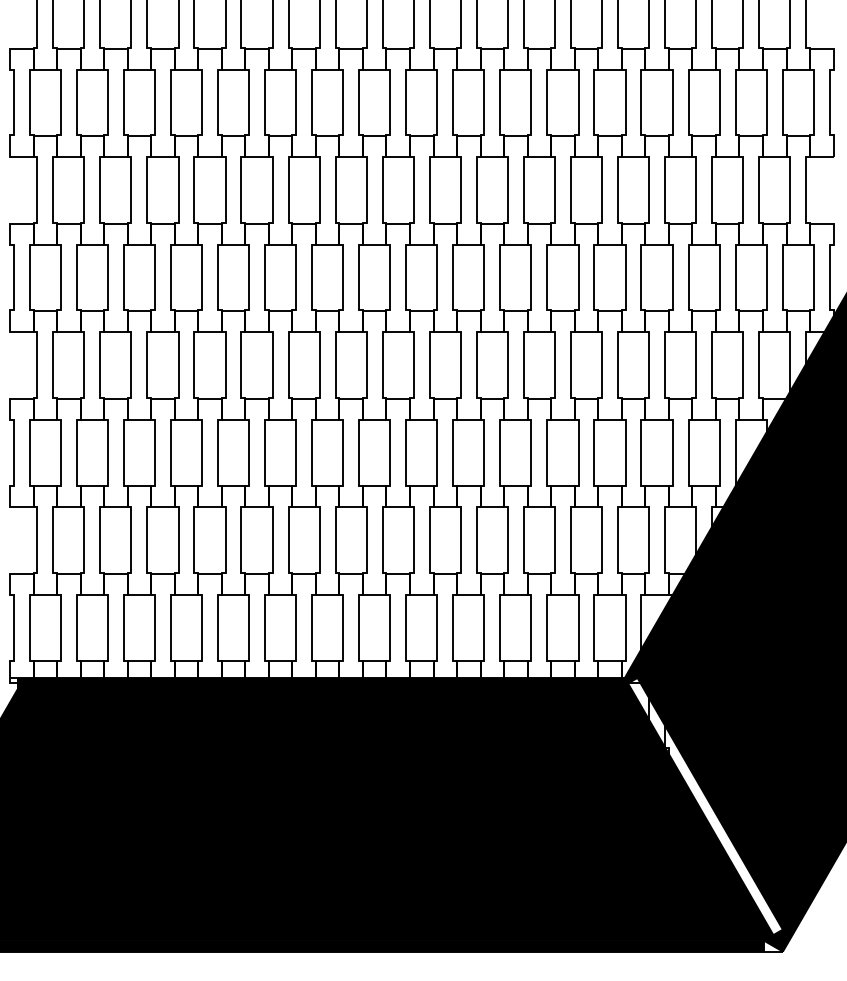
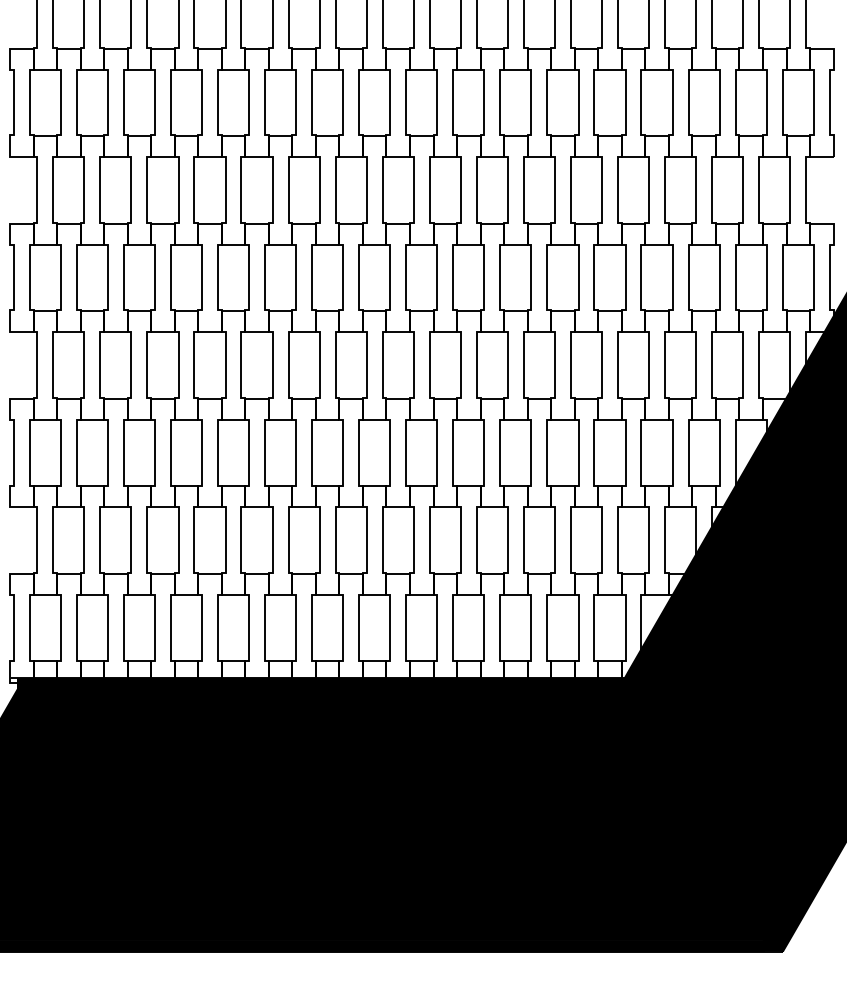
fill: none -> present (705, 806)
fill: none -> present (772, 945)
